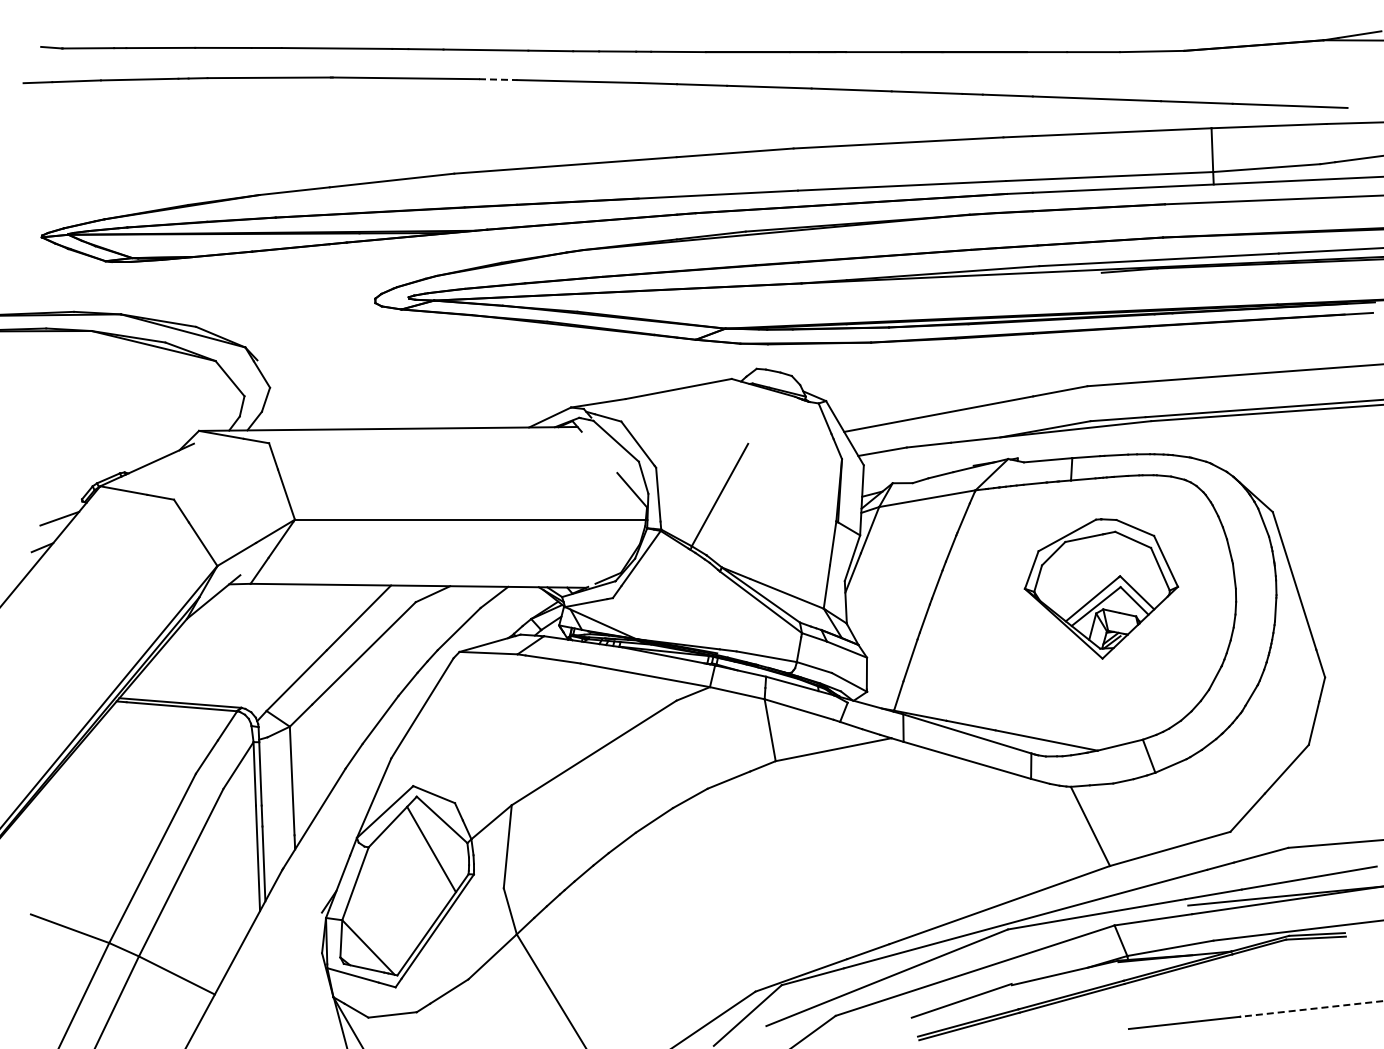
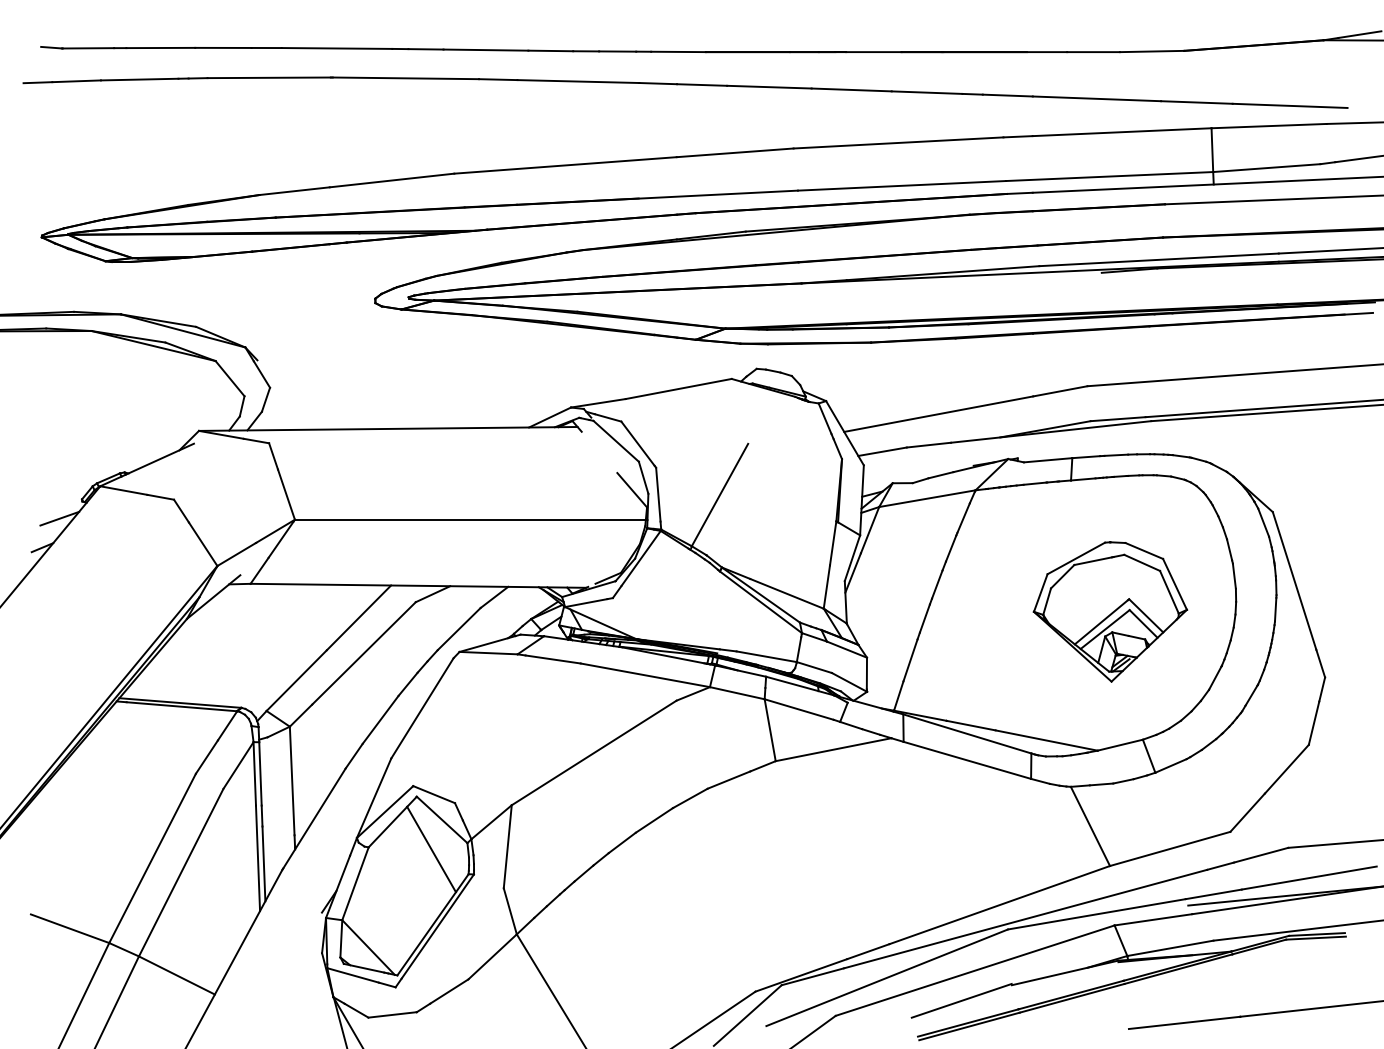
line: dashed -> solid (498, 79)
part position: (1101, 588) -> (1110, 611) (1110, 611)
line: dashed -> solid (1311, 1008)
